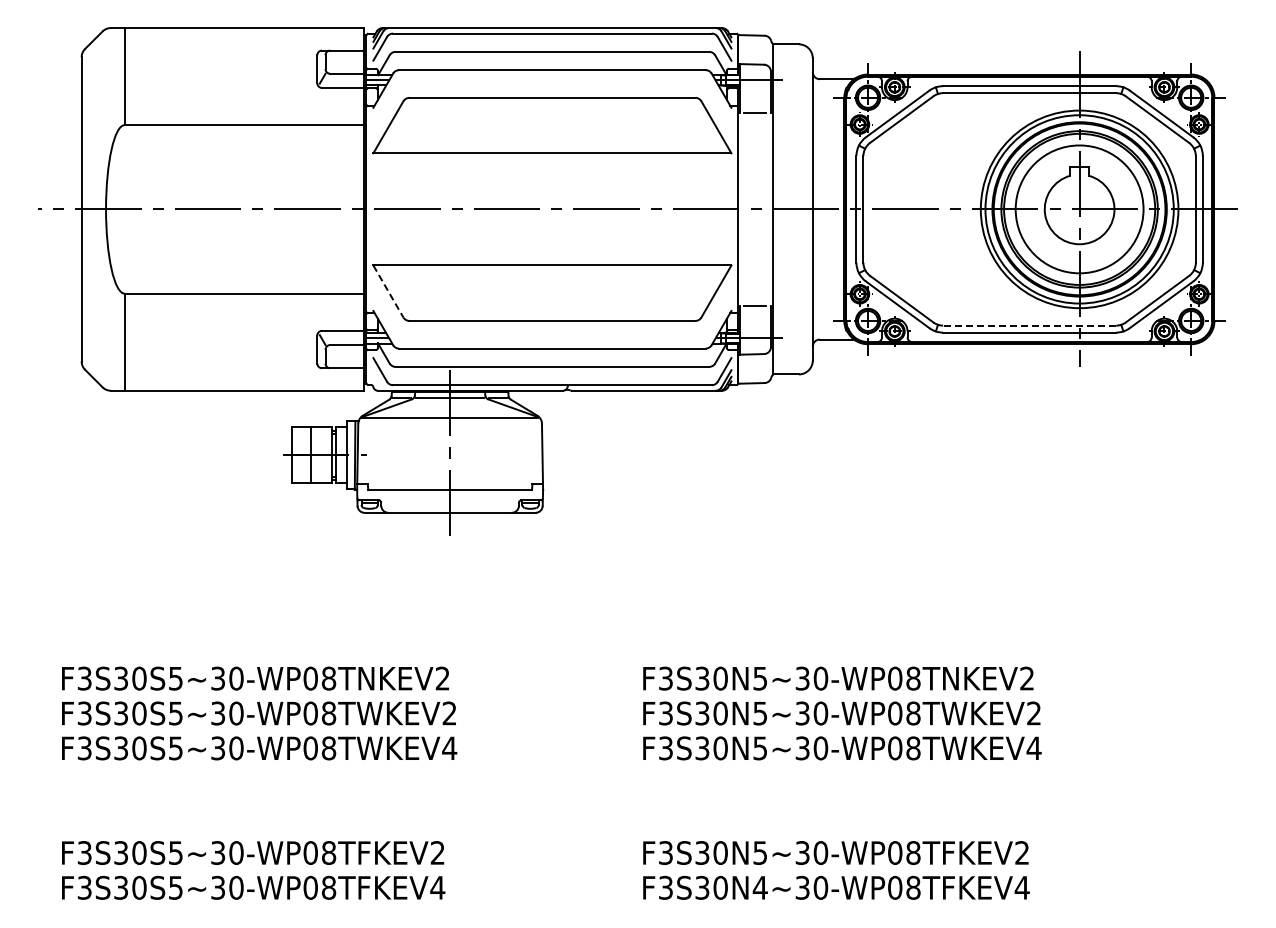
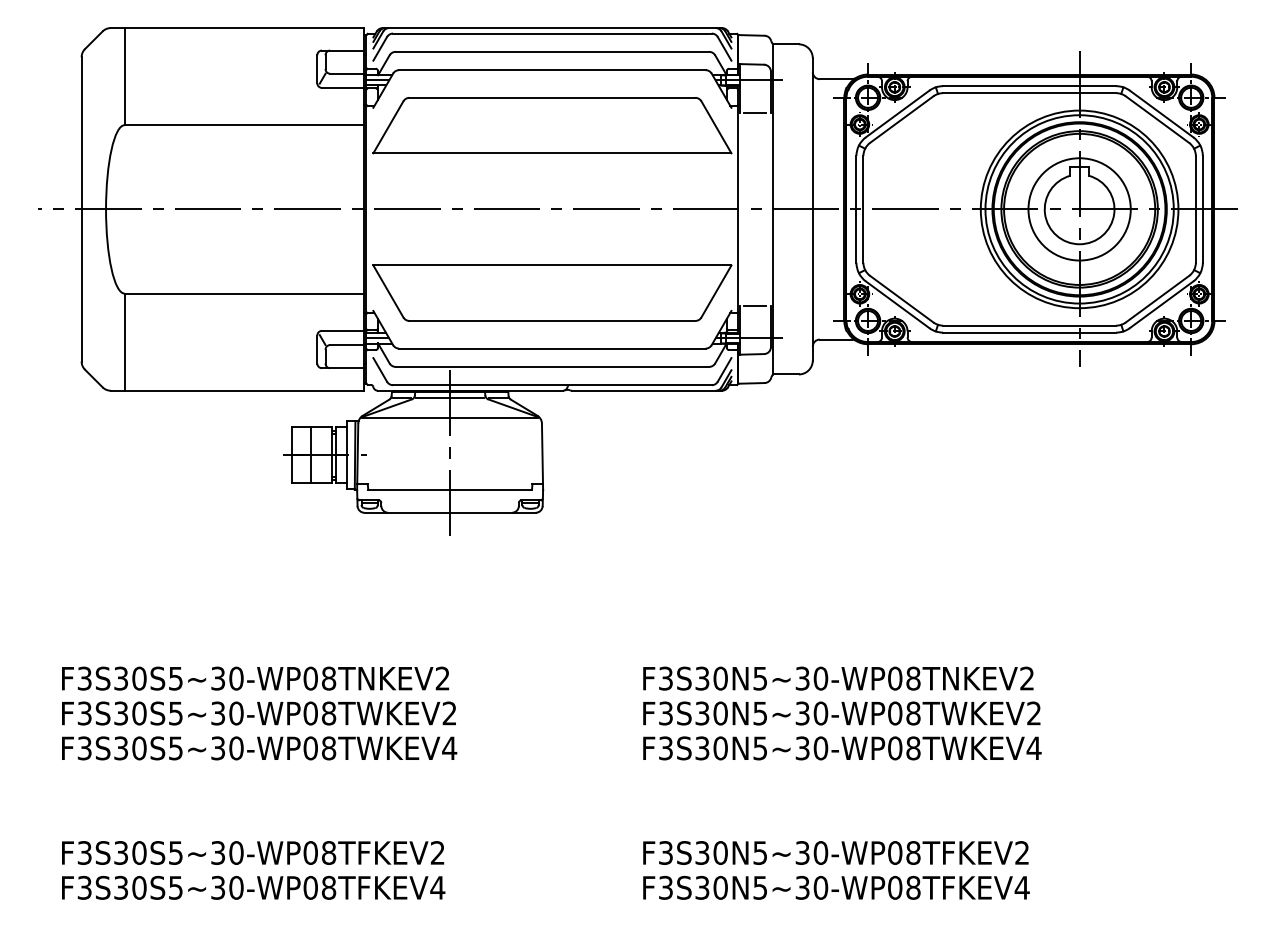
circle diameter: 128 px -> 102 px (1079, 209)
line: dashed -> solid (388, 291)
line: dashed -> solid (1029, 325)
text: F3S30N4~30-WP08TFKEV4 -> F3S30N5~30-WP08TFKEV4 (759, 887)
